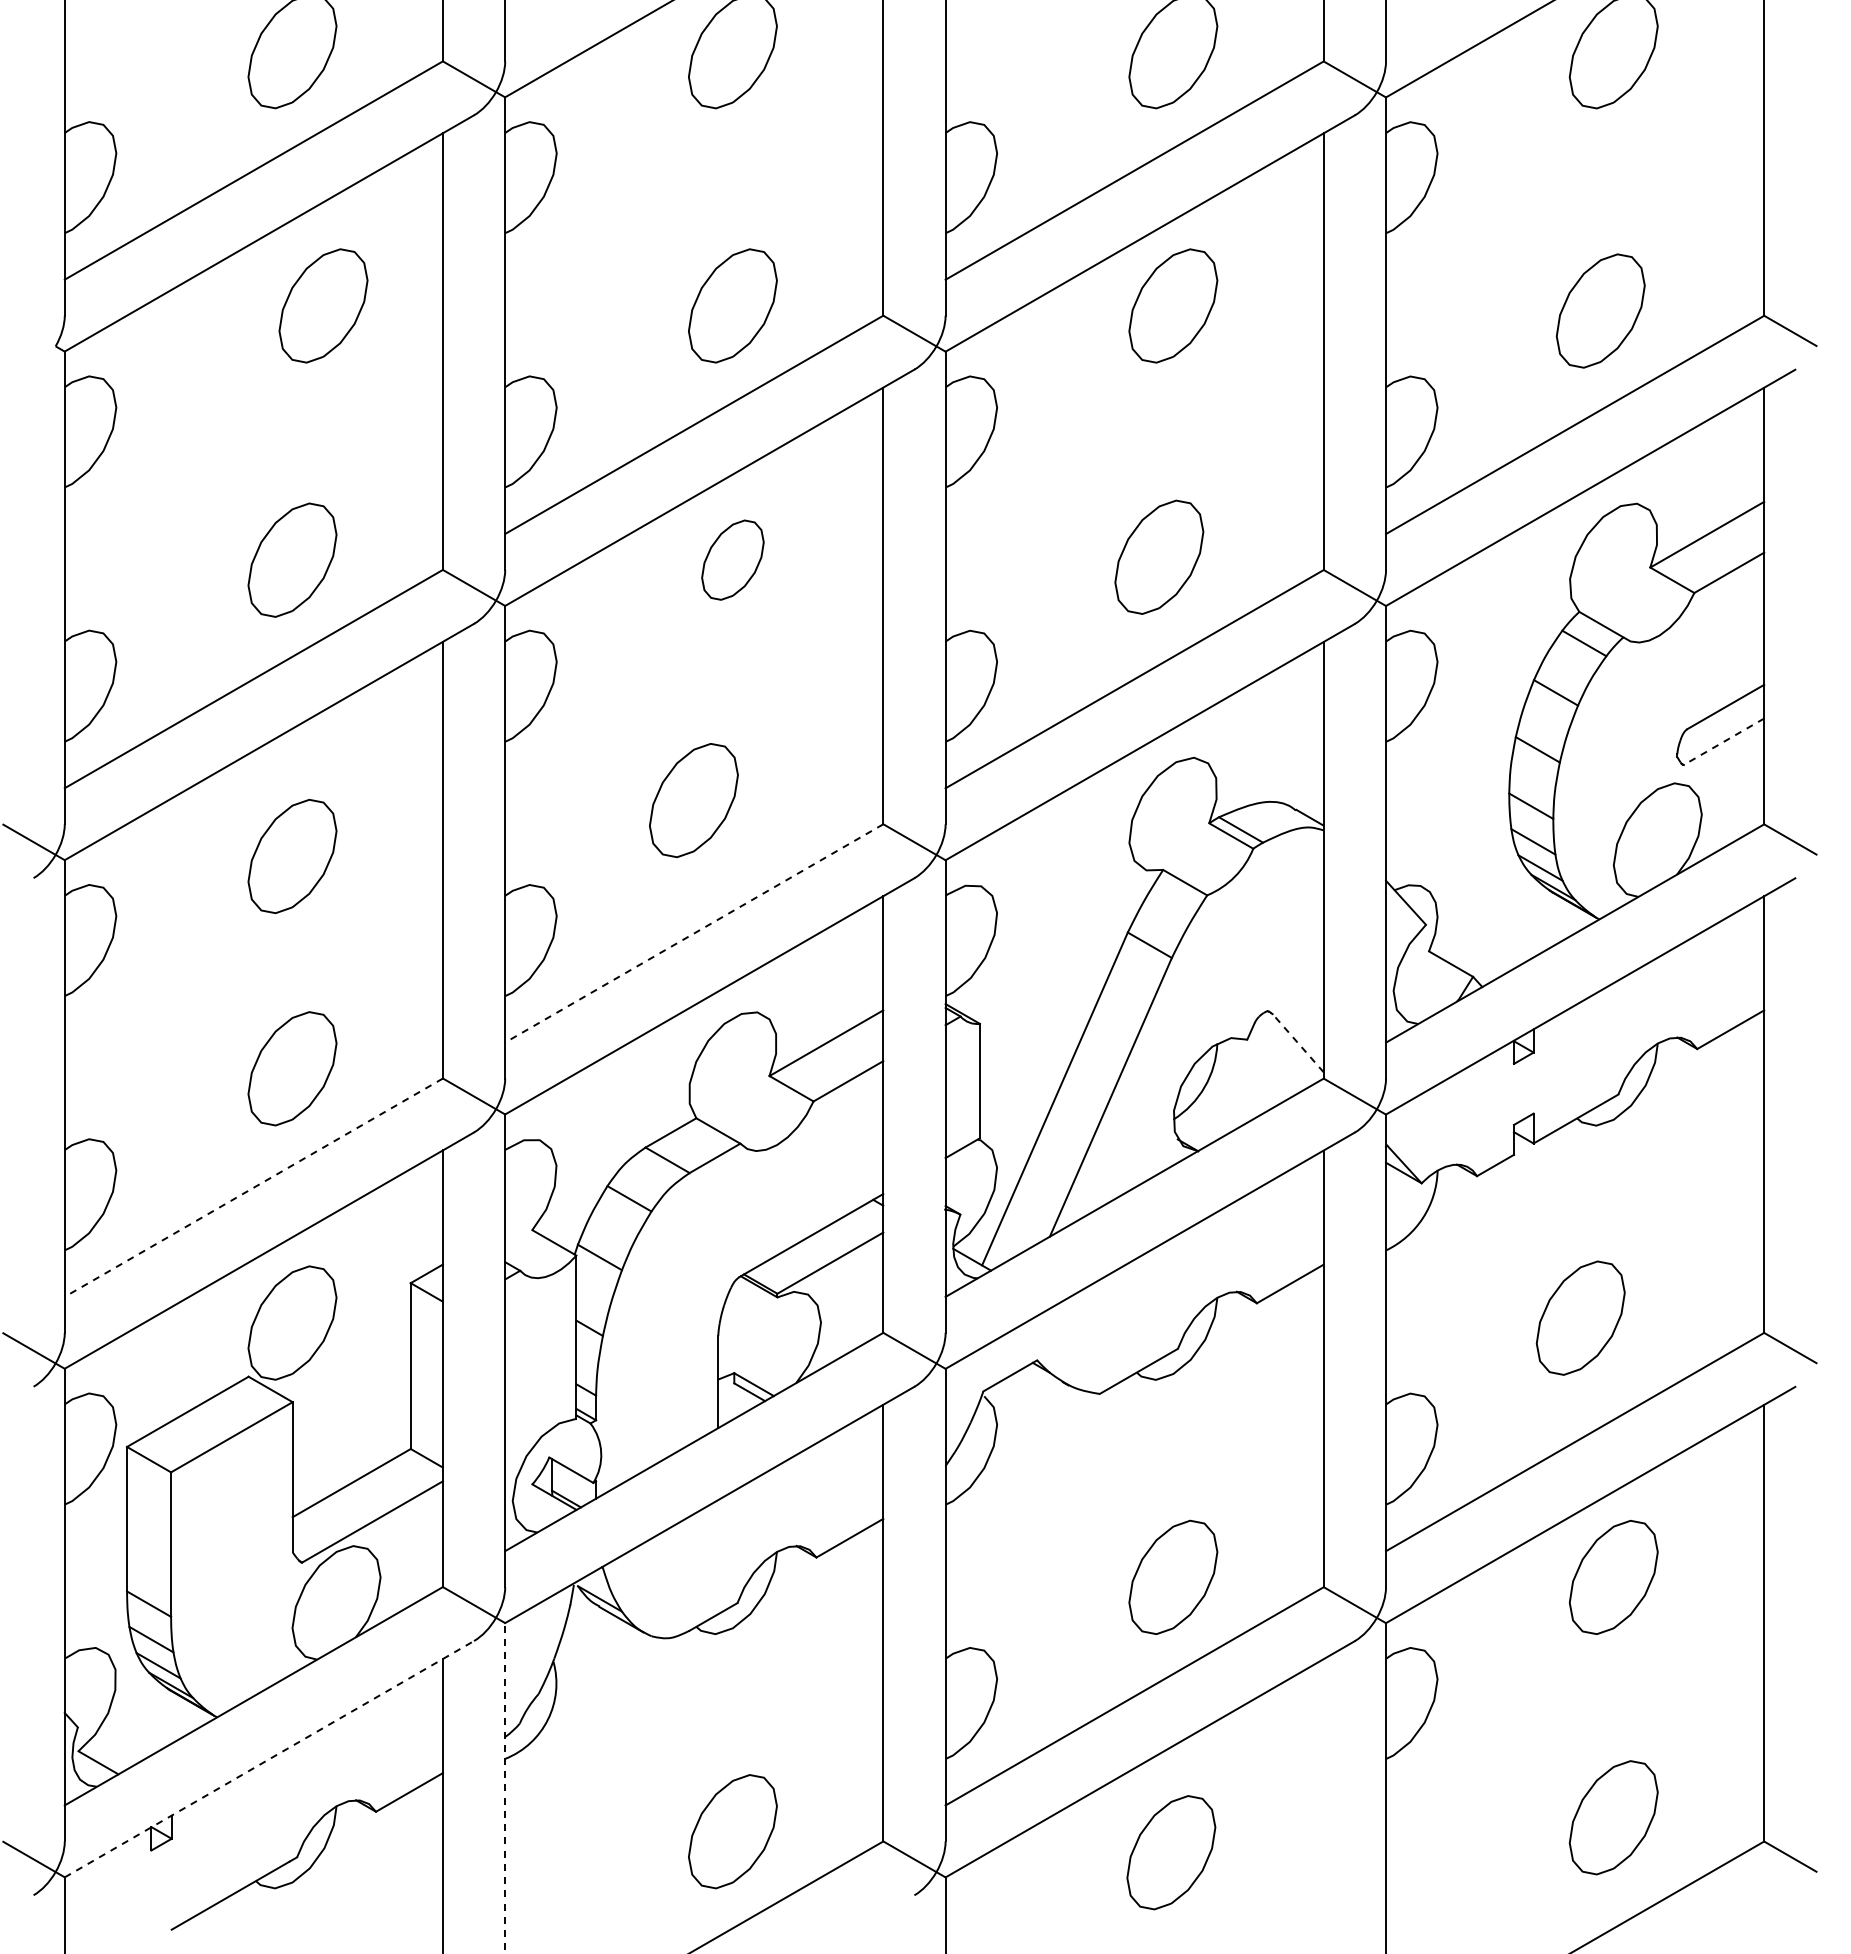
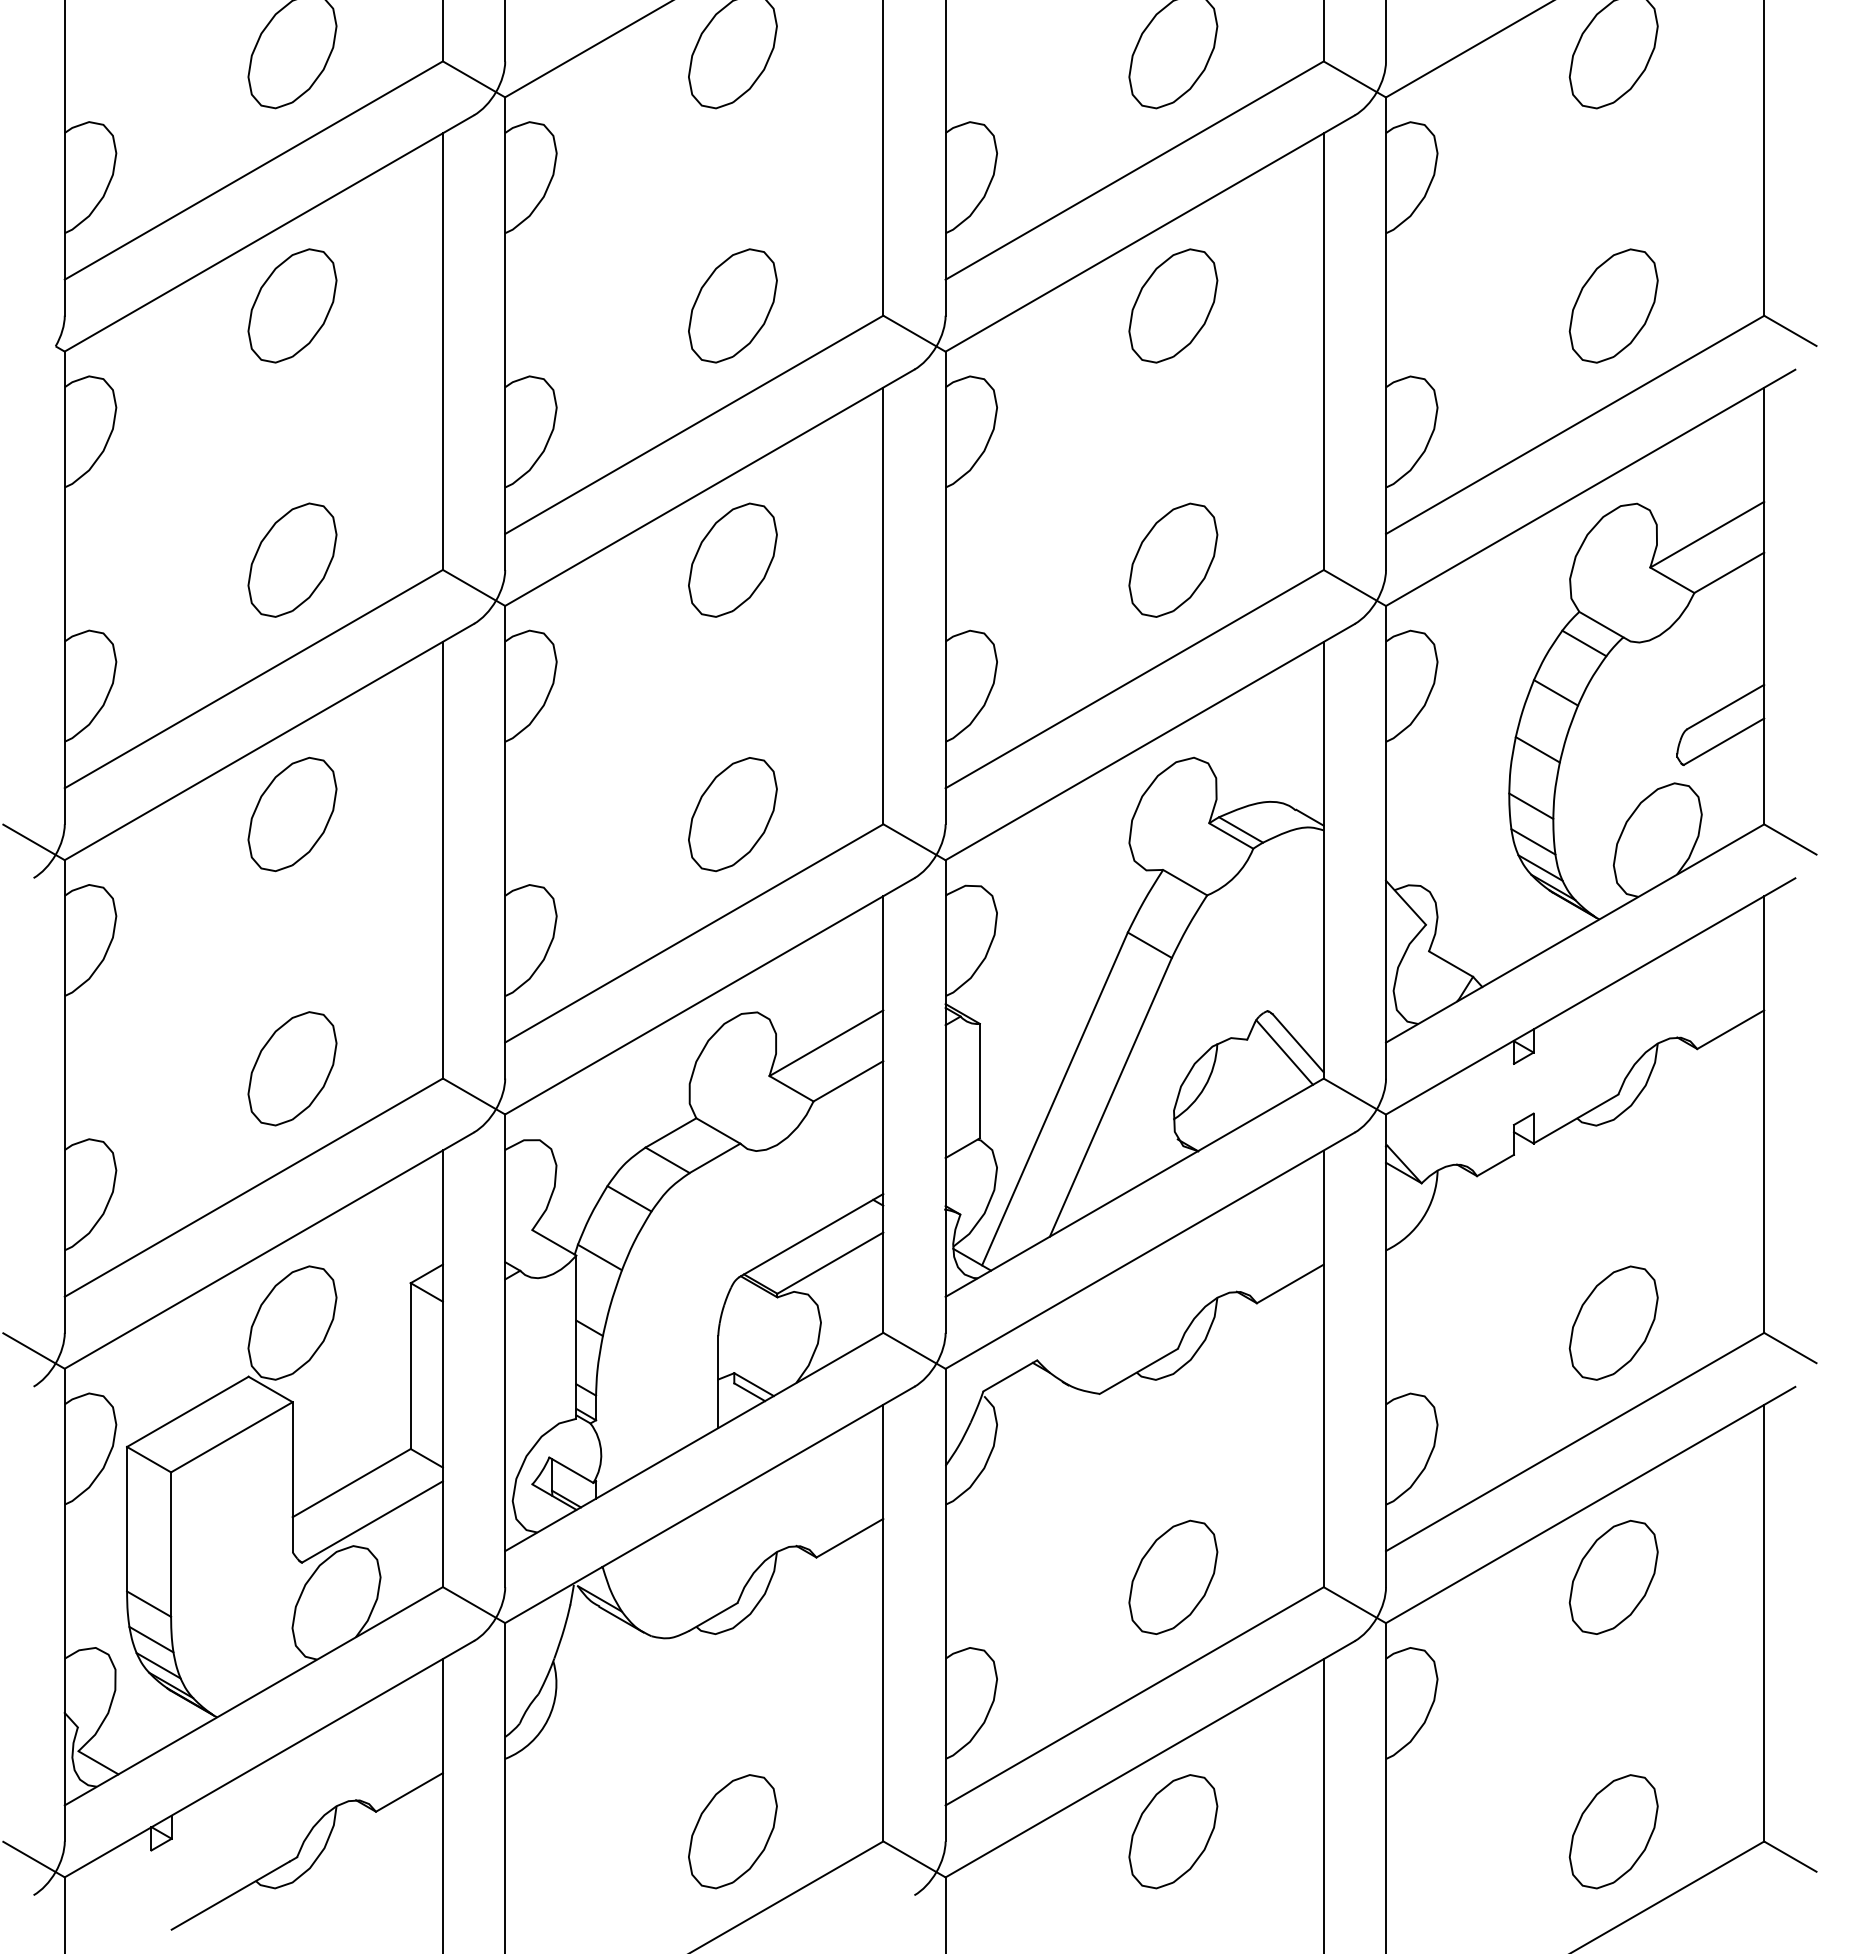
part position: (323, 305) -> (292, 305) (292, 305)
part position: (1600, 310) -> (1613, 305) (1613, 305)
part position: (1159, 556) -> (1173, 559) (1173, 559)
part size: 64x82 px -> 90x116 px (732, 559)
line: dashed -> solid (1723, 742)
part position: (693, 800) -> (732, 814) (732, 814)
part position: (292, 856) -> (292, 814) (292, 814)
line: dashed -> solid (693, 933)
line: dashed -> solid (1298, 1043)
line: none -> present (1284, 1052)
line: dashed -> solid (253, 1187)
part position: (1580, 1317) -> (1613, 1322) (1613, 1322)
line: dashed -> solid (269, 1758)
line: dashed -> solid (505, 1787)
line: none -> present (1323, 1804)
part position: (1613, 1817) -> (1613, 1831) (1613, 1831)
part position: (1171, 1852) -> (1173, 1831) (1173, 1831)
